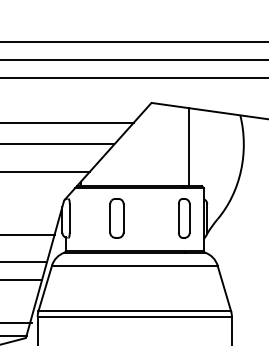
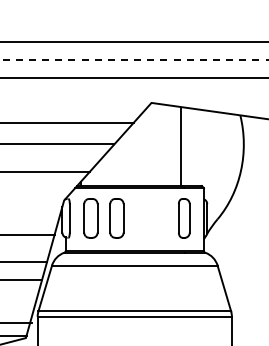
line: solid -> dashed (134, 60)
line position: (188, 147) -> (180, 147) (180, 147)
part: none -> present (90, 218)
